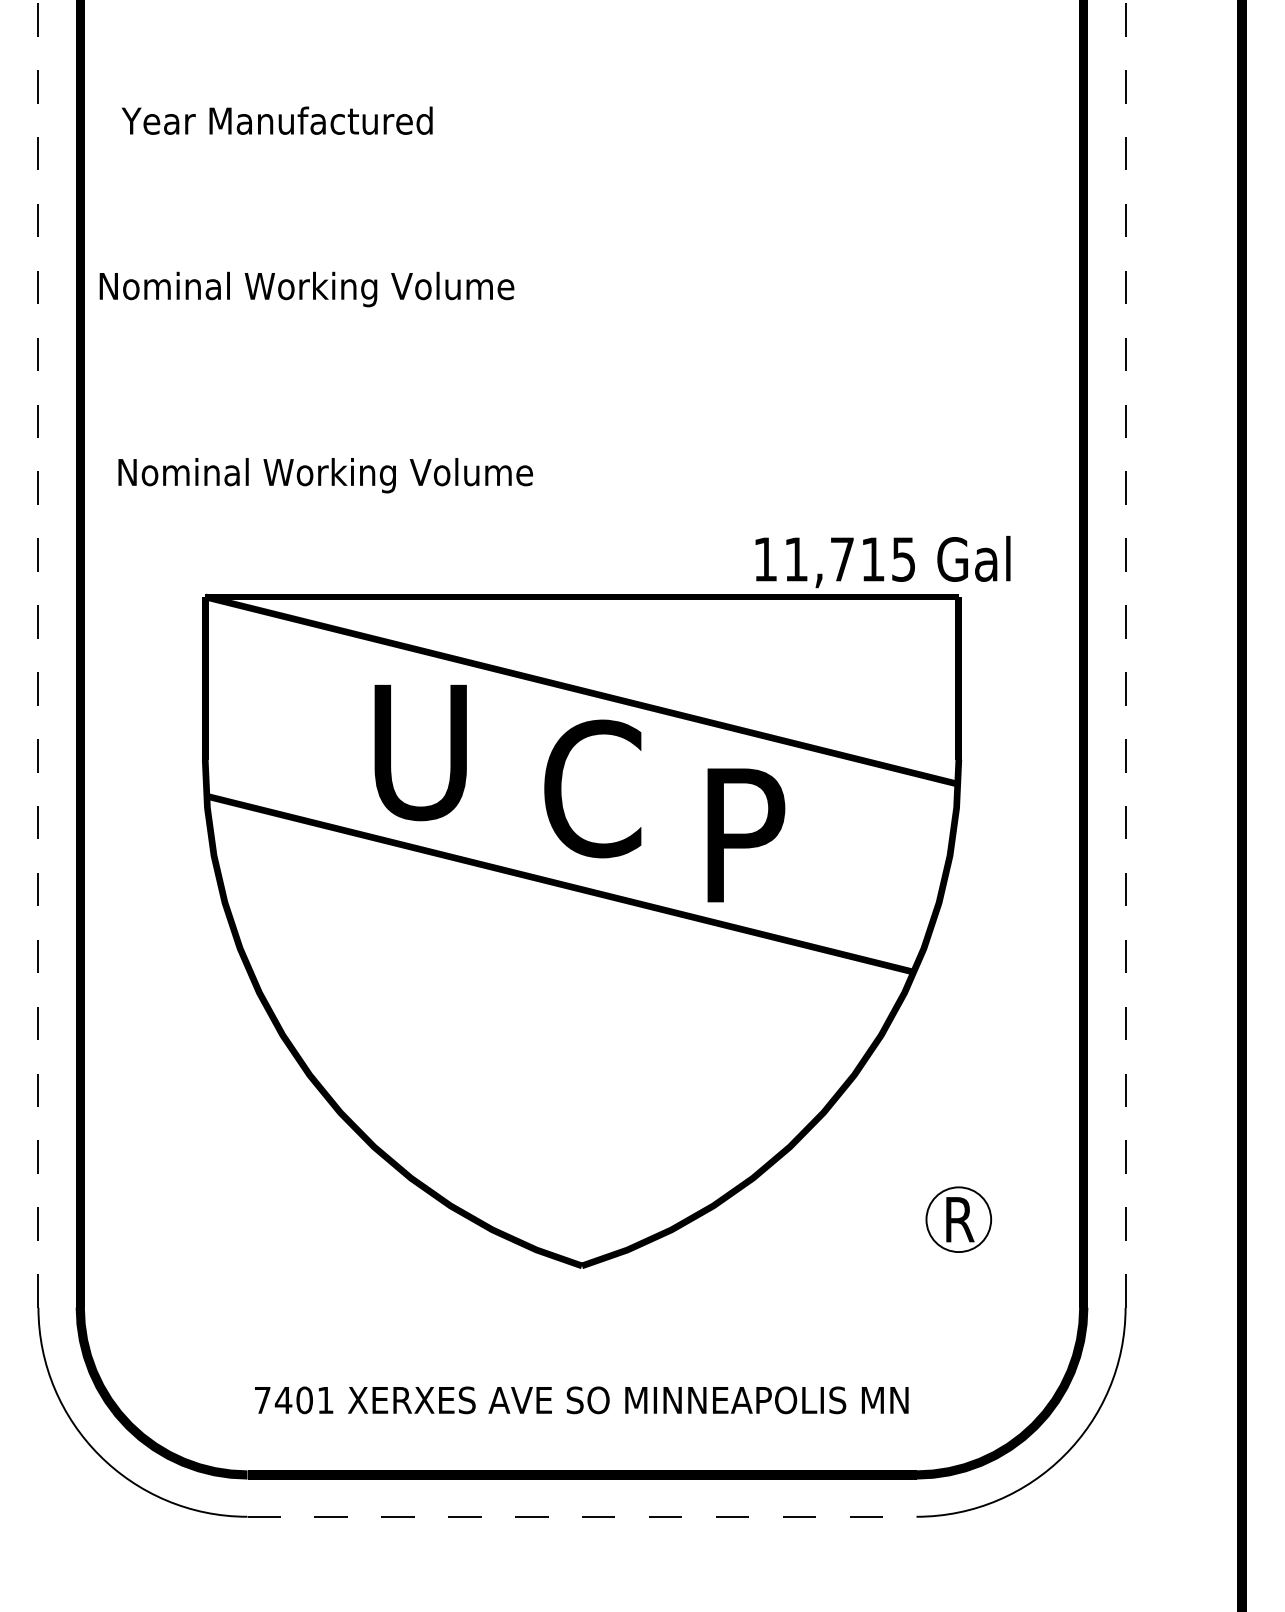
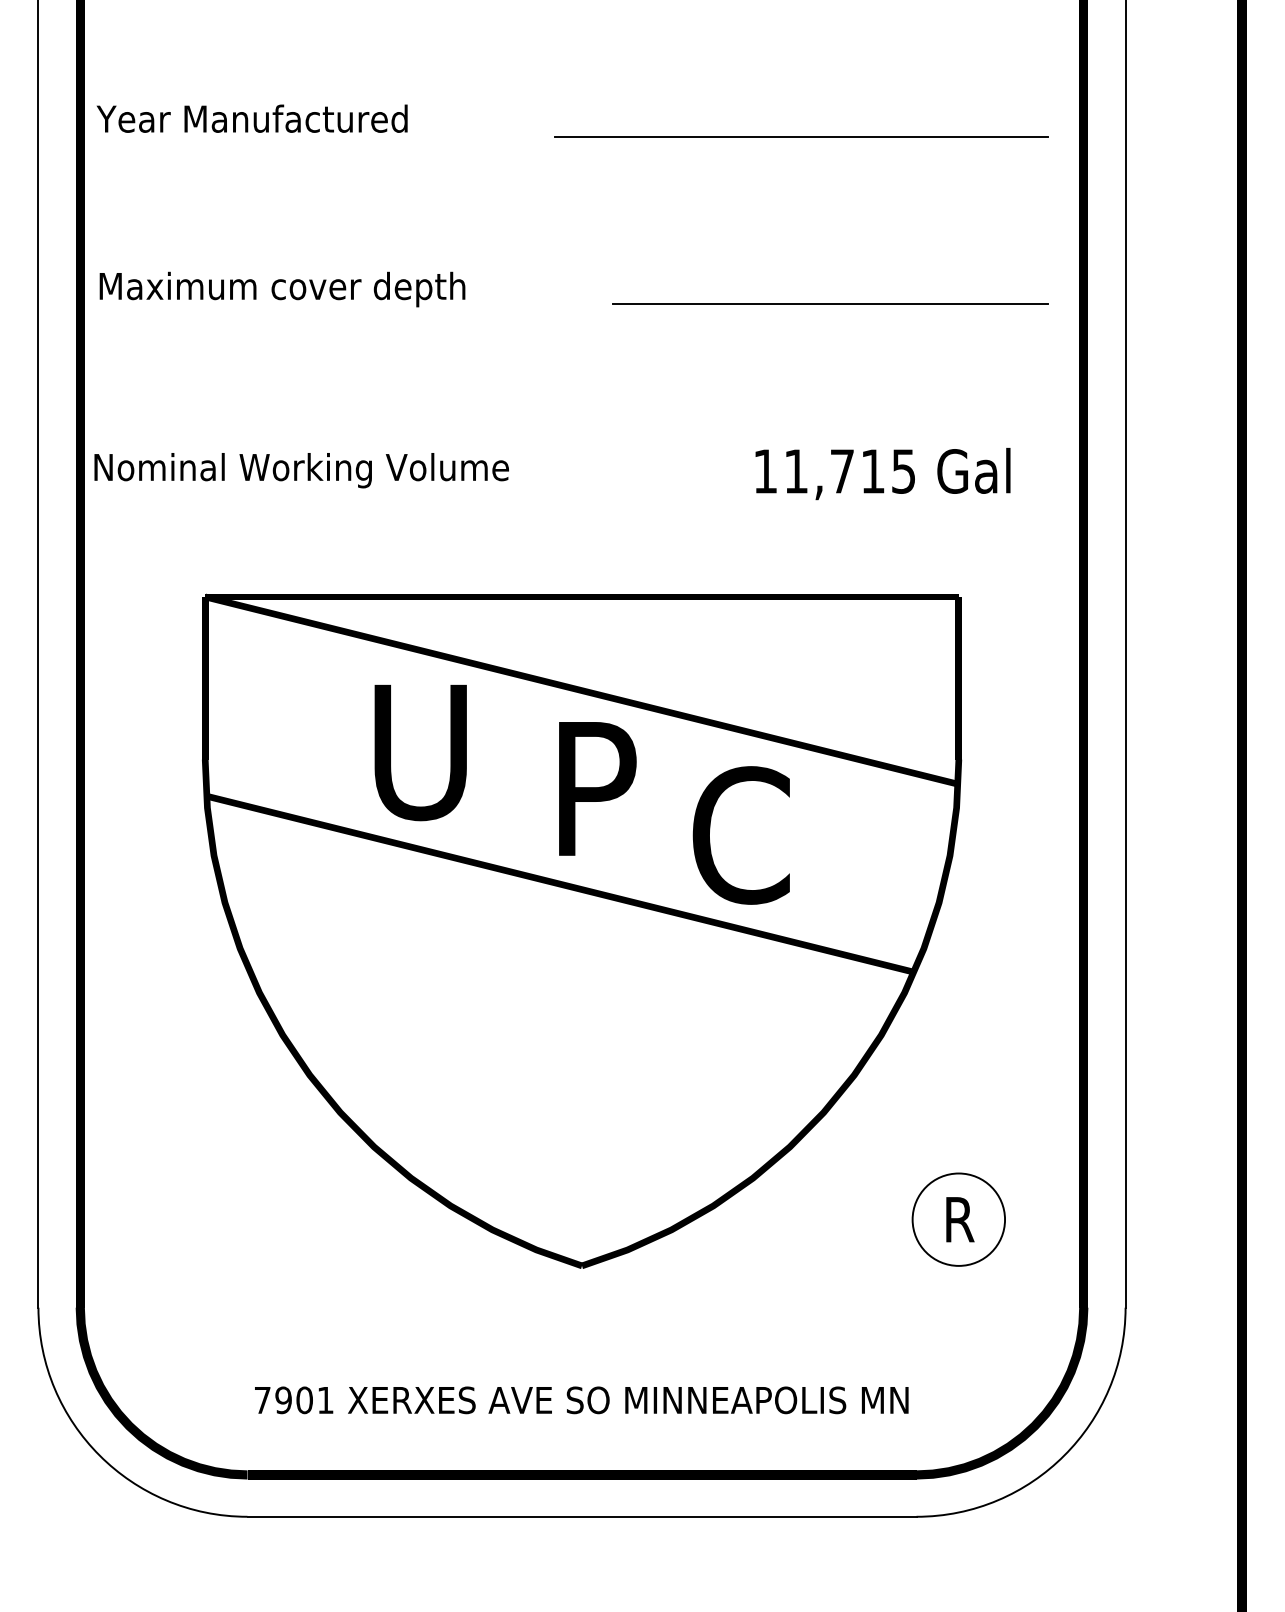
text position: (276, 120) -> (251, 118) (251, 118)
line: none -> present (801, 136)
text: Nominal Working Volume -> Maximum cover depth (308, 289)
line: none -> present (829, 304)
text position: (325, 475) -> (301, 470) (301, 470)
text position: (882, 562) -> (882, 474) (882, 474)
line: dashed -> solid (38, 653)
line: dashed -> solid (1125, 653)
text: C -> P (592, 788)
text: P -> C (740, 835)
circle diameter: 65 px -> 92 px (958, 1219)
text: 7401 -> 7901 (283, 1400)
line: dashed -> solid (582, 1516)
